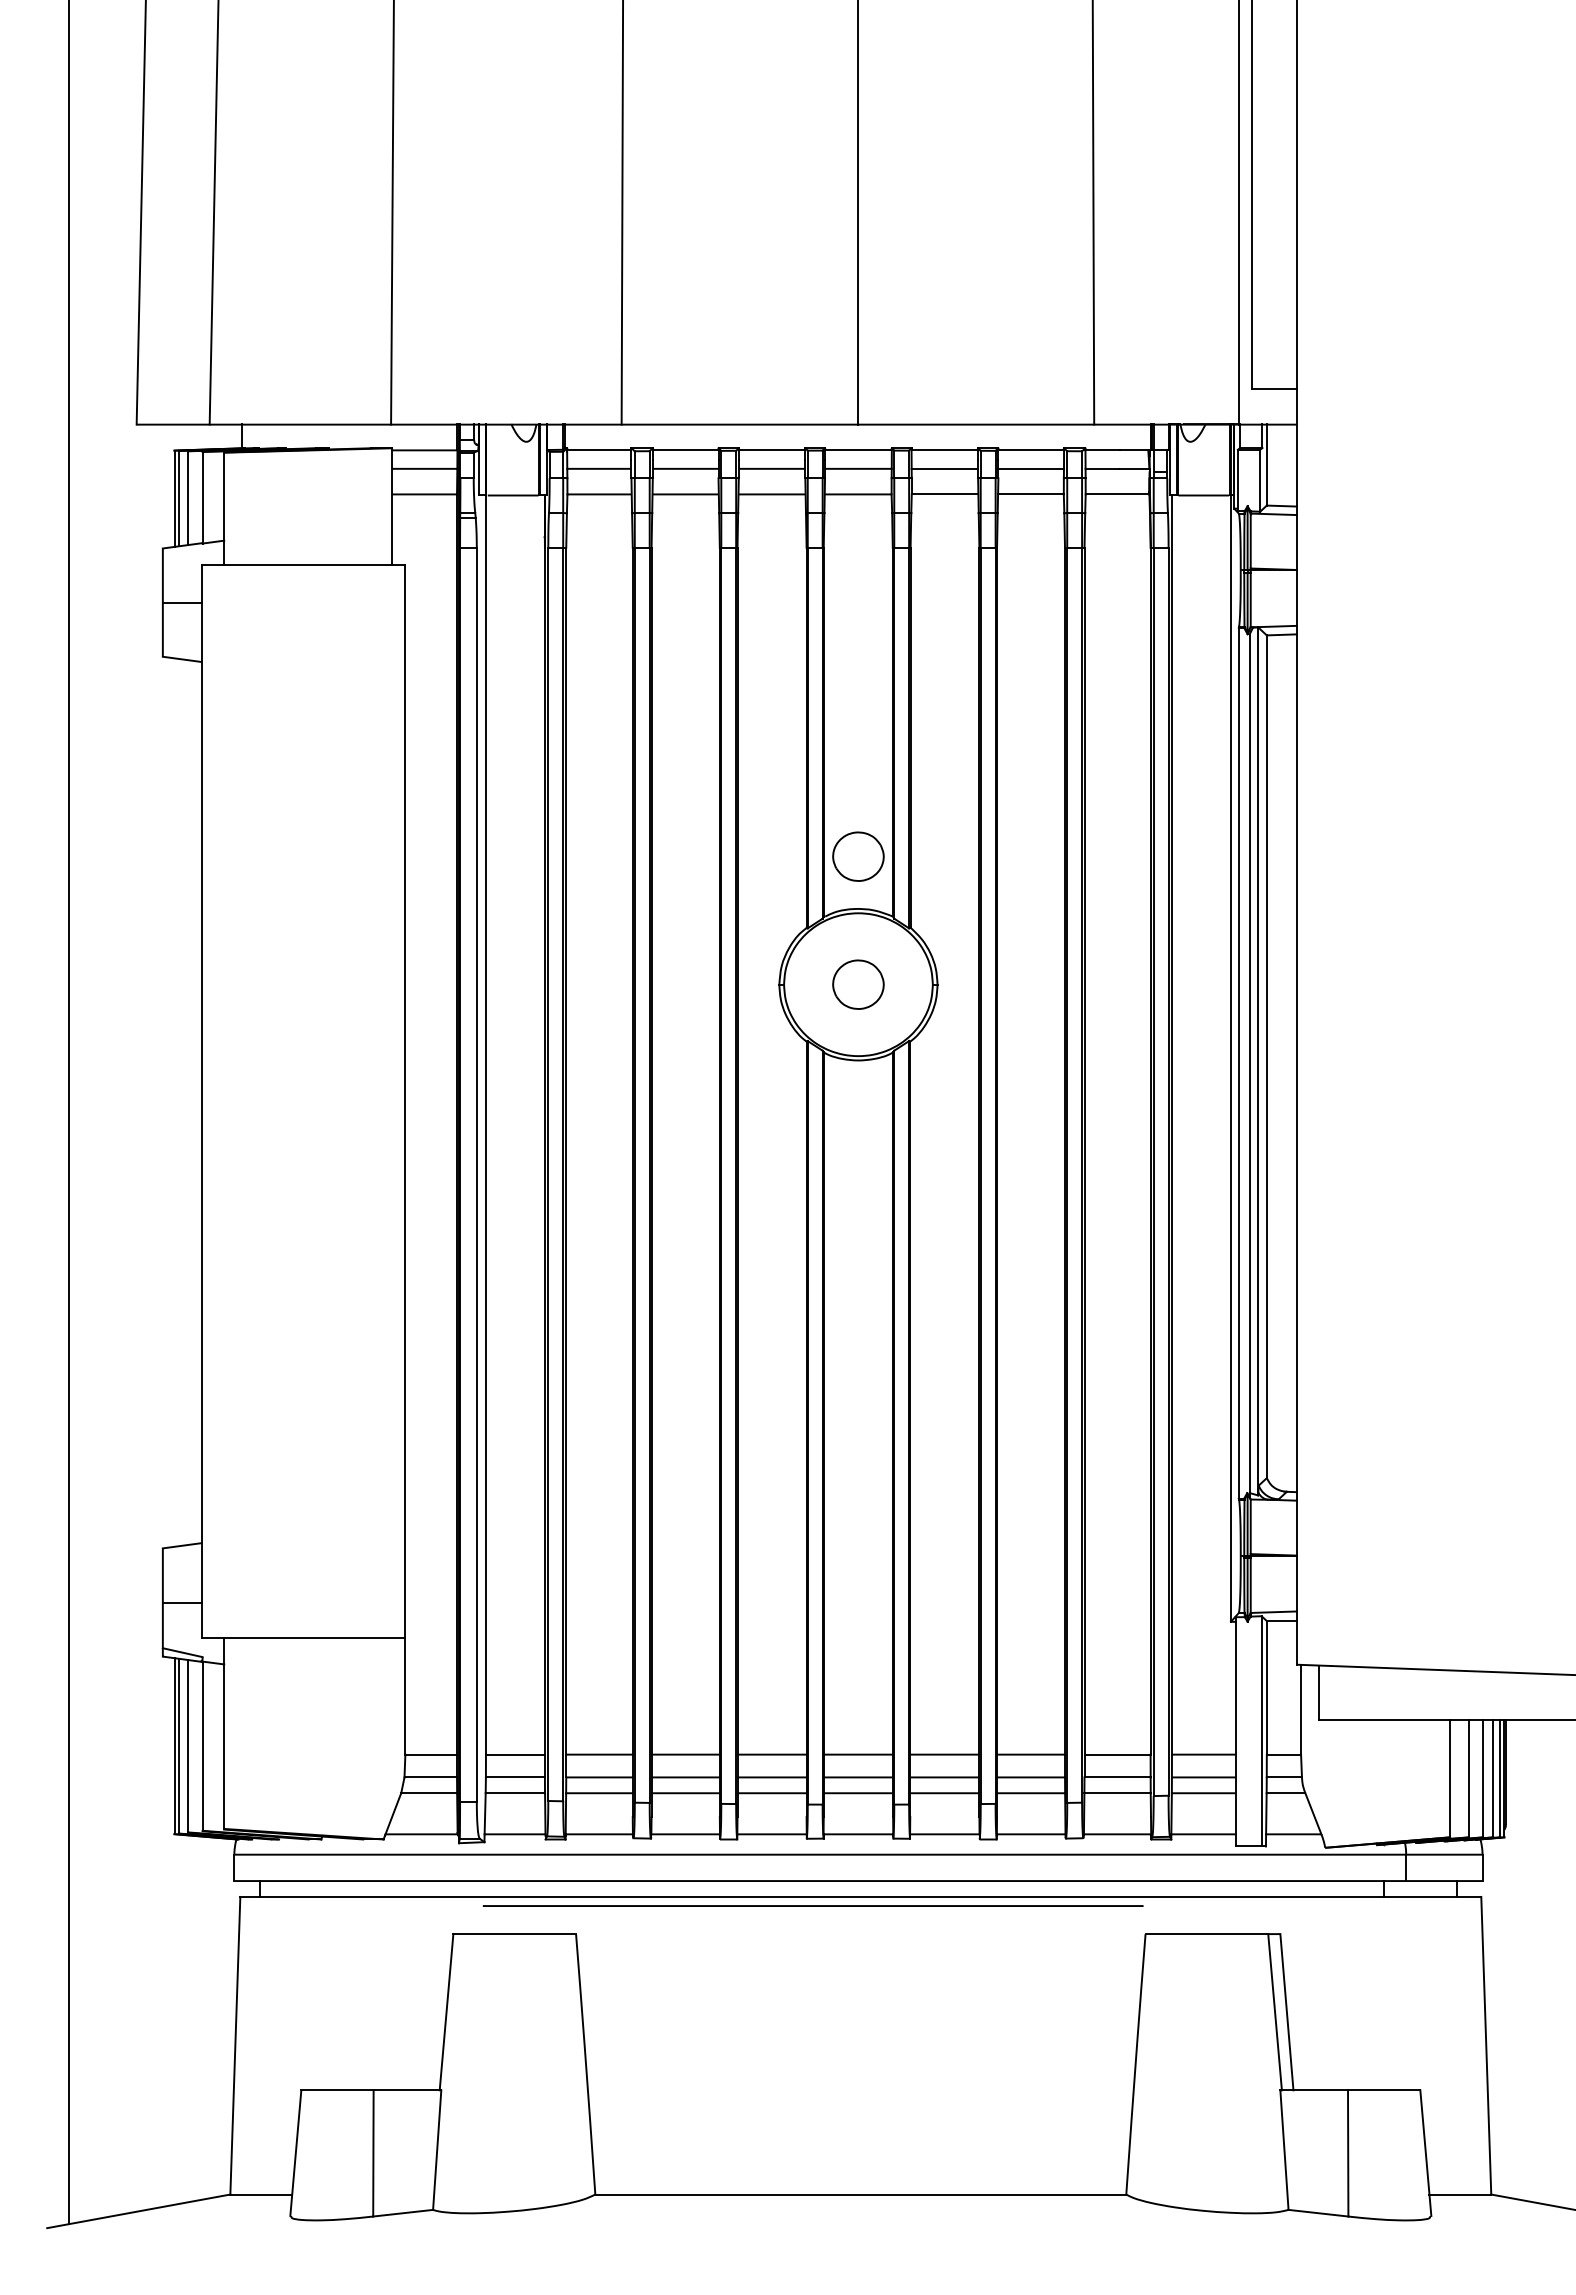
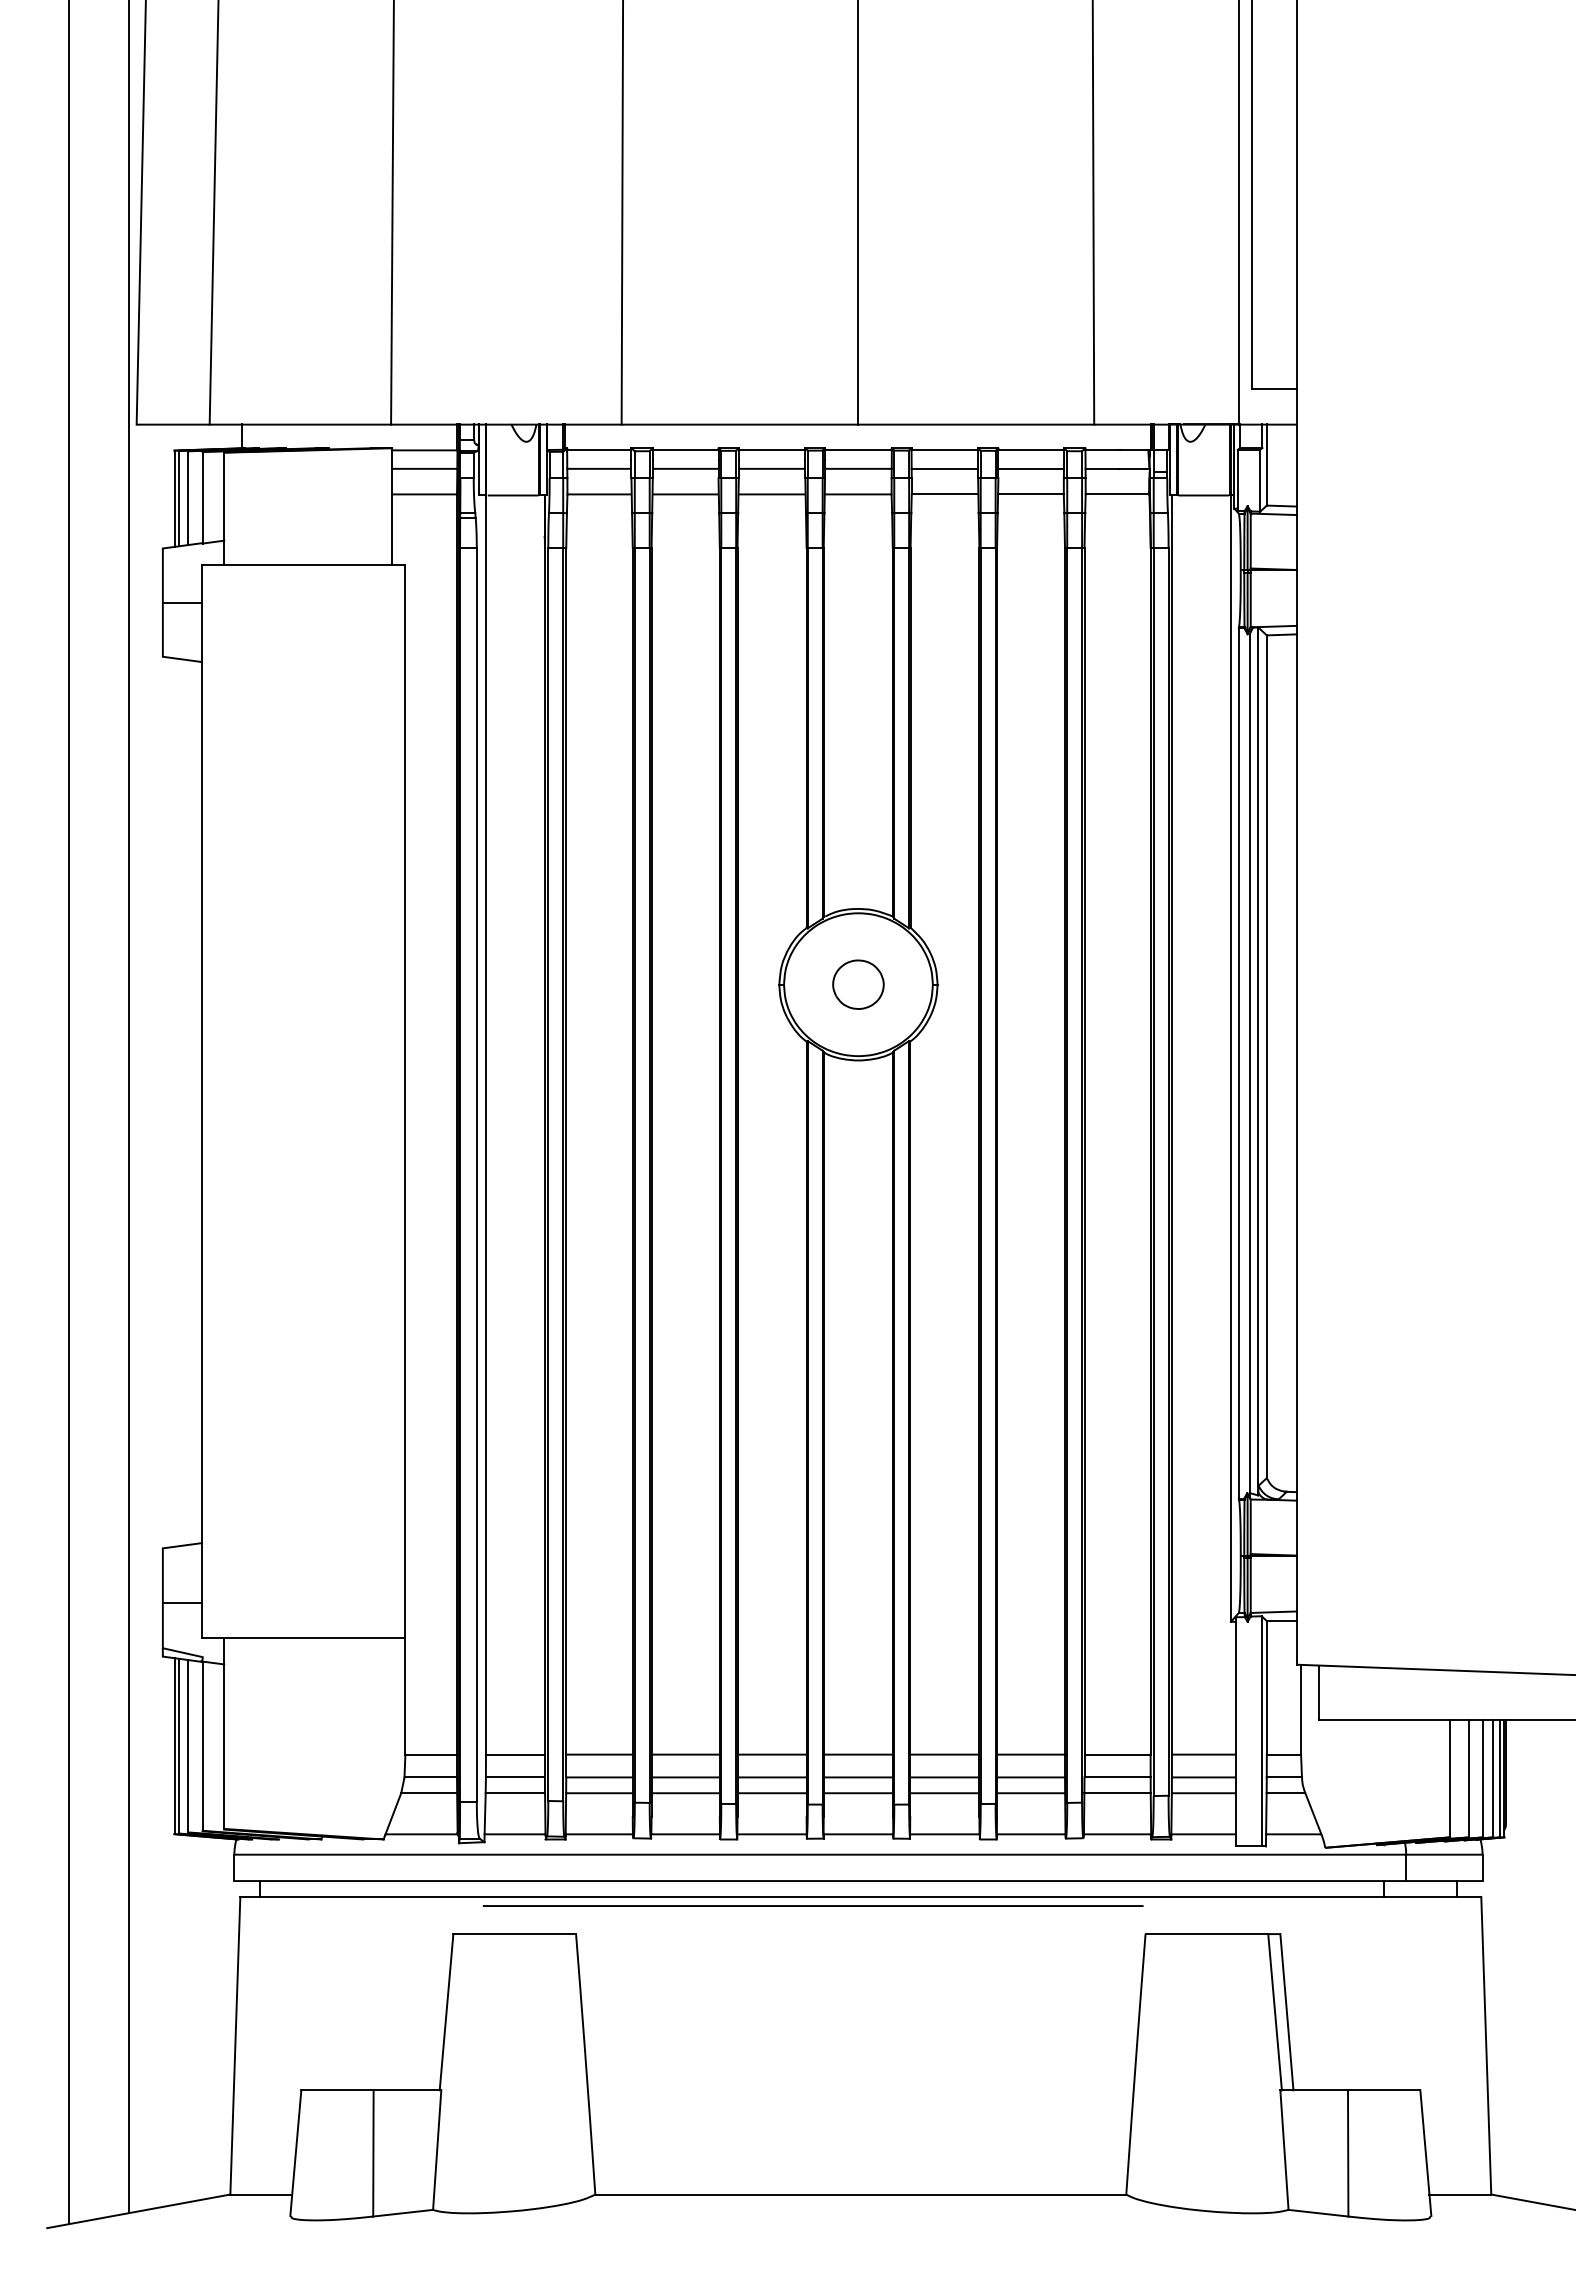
part: present -> none (858, 856)
line: none -> present (128, 1107)
